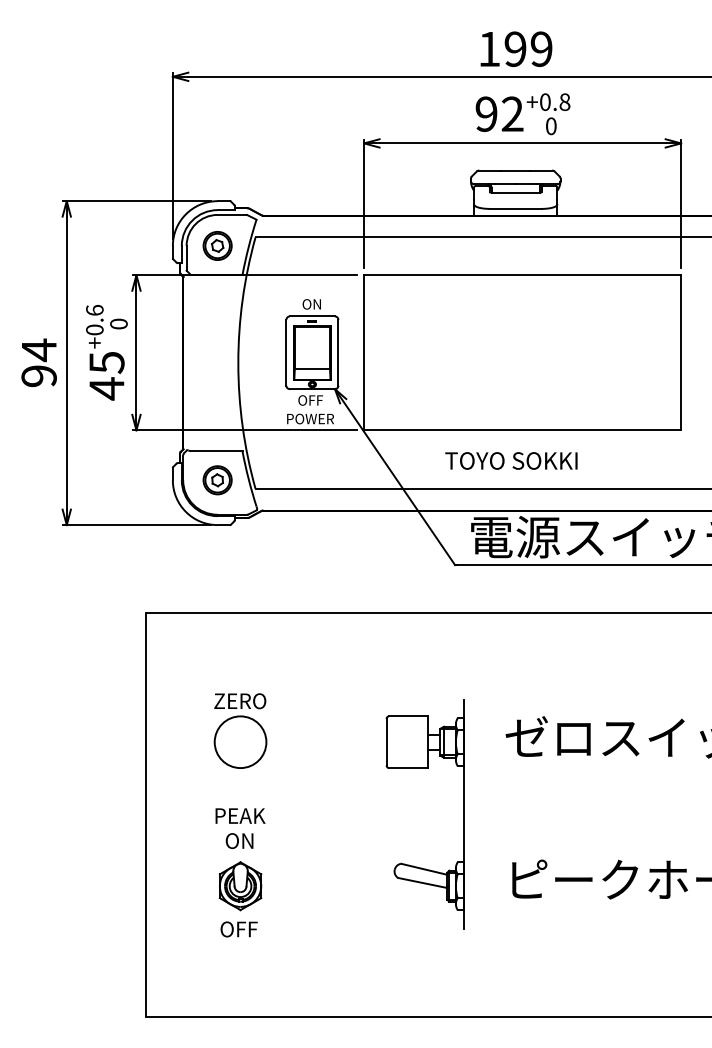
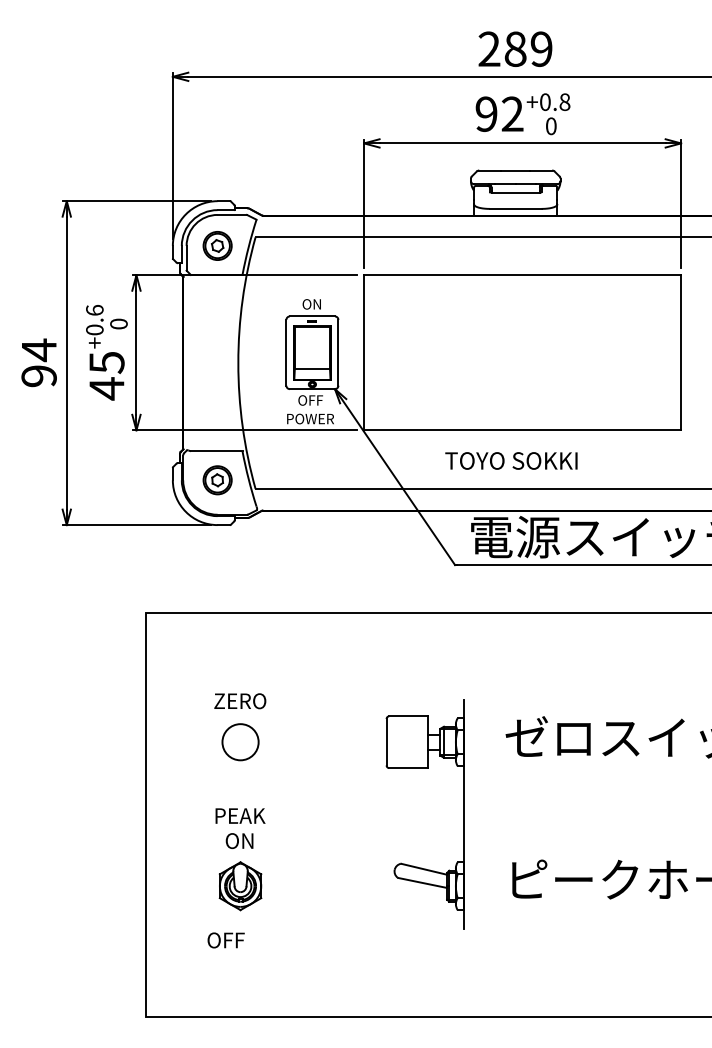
text: 199 -> 289 (502, 49)
circle diameter: 52 px -> 36 px (240, 742)
text position: (238, 929) -> (225, 940) (225, 940)
